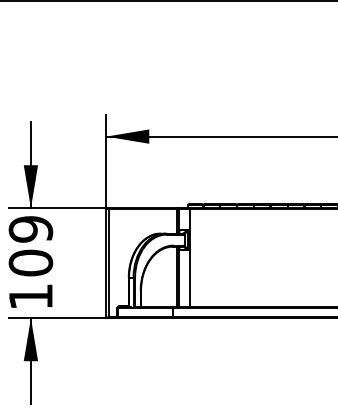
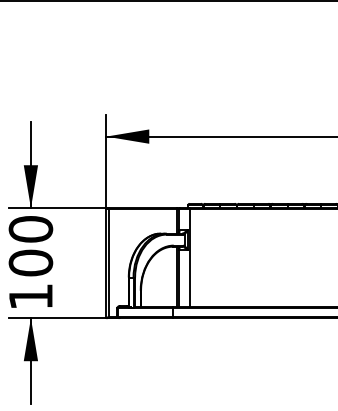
text: 109 -> 100 (30, 229)
